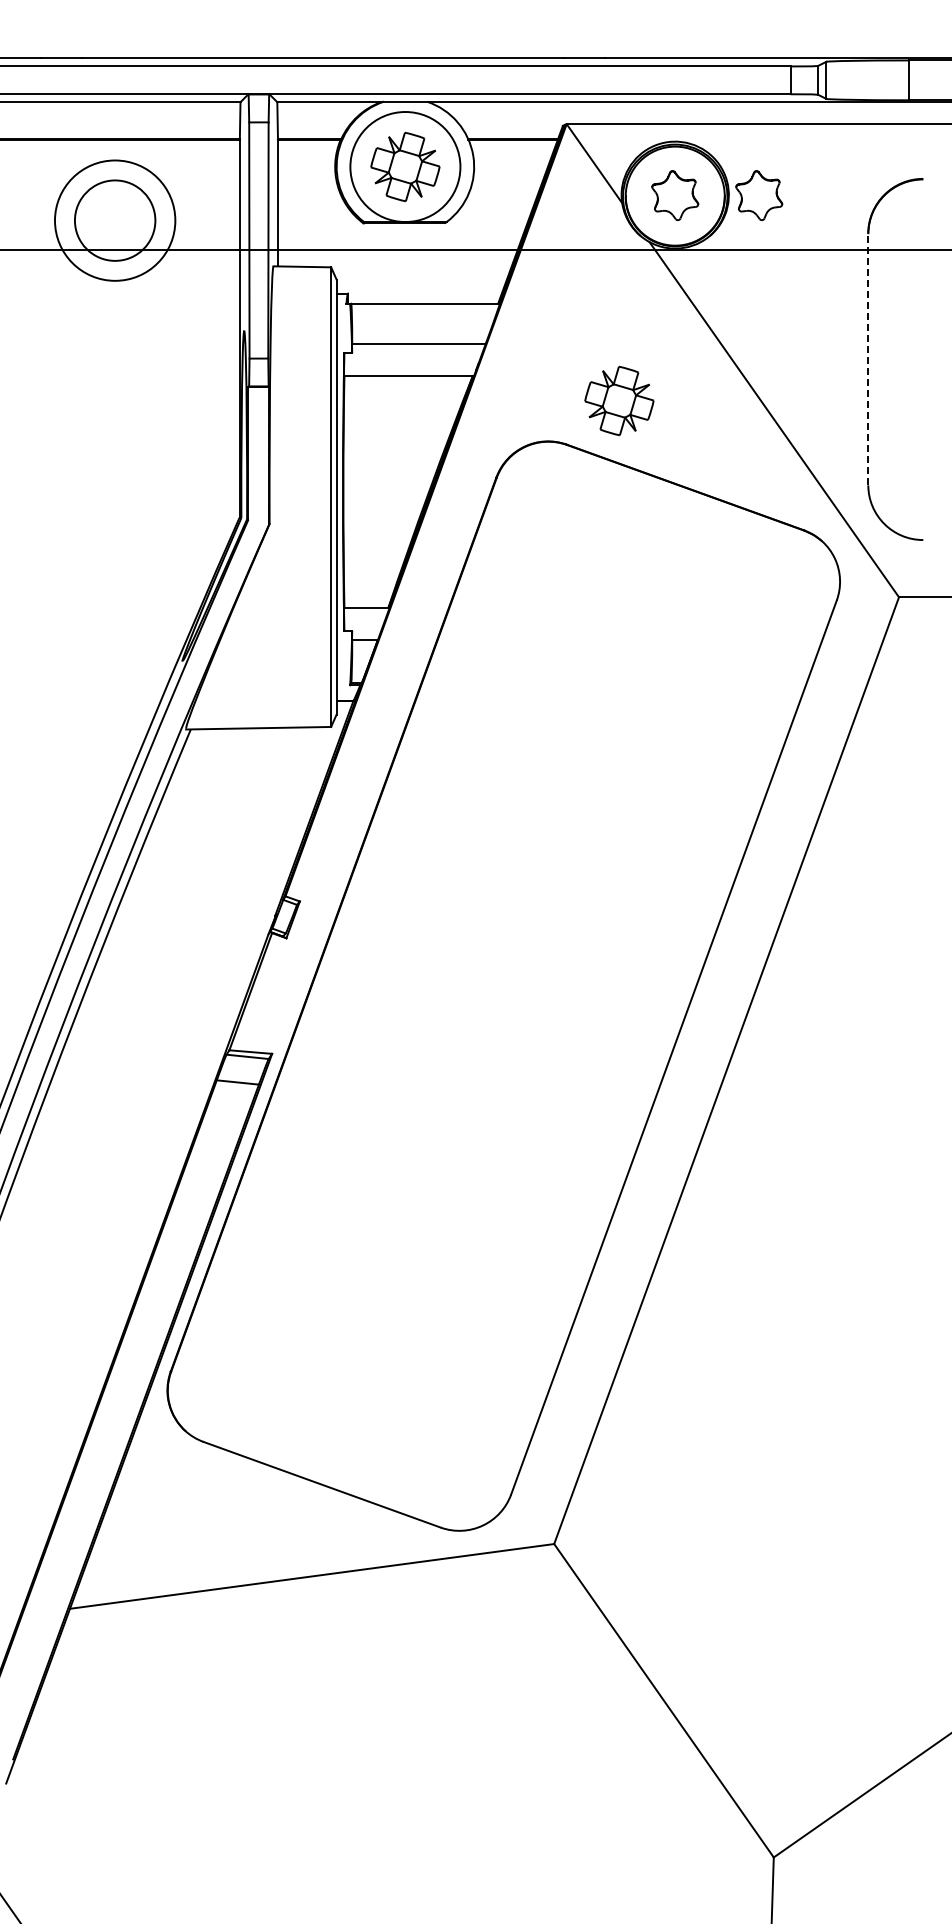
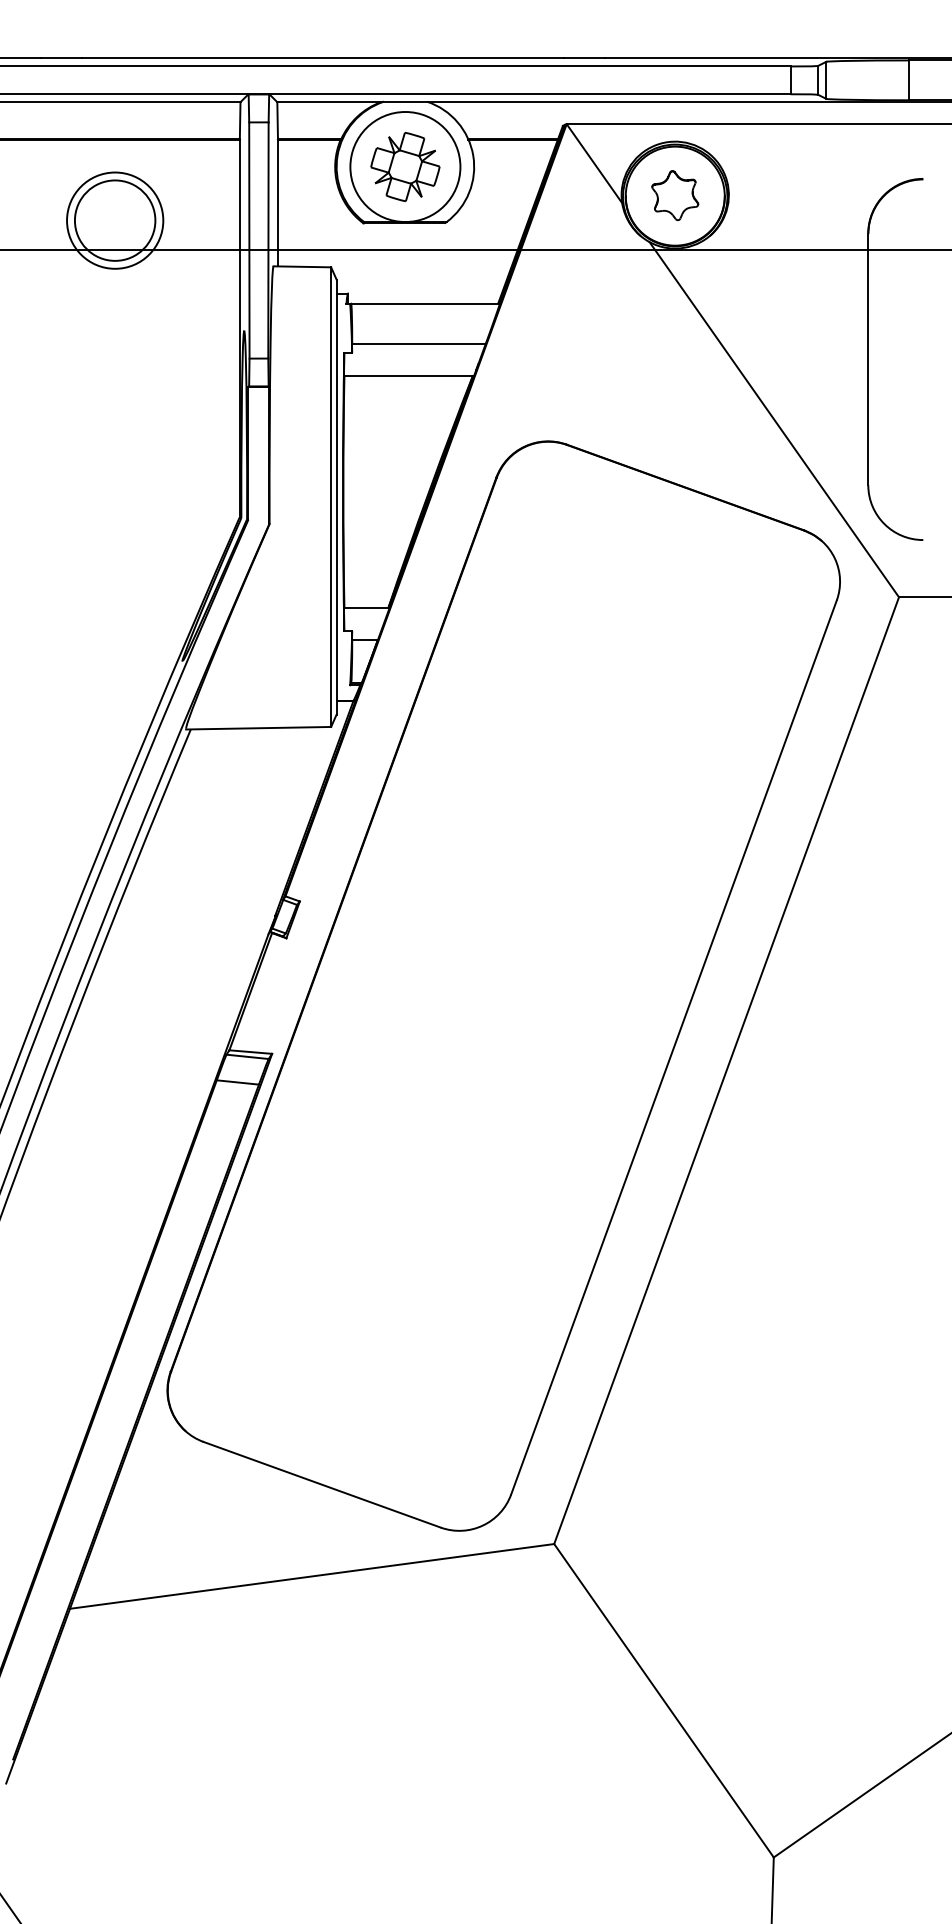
part: present -> none (759, 195)
circle diameter: 120 px -> 96 px (115, 220)
line: dashed -> solid (868, 359)
part: present -> none (619, 400)
